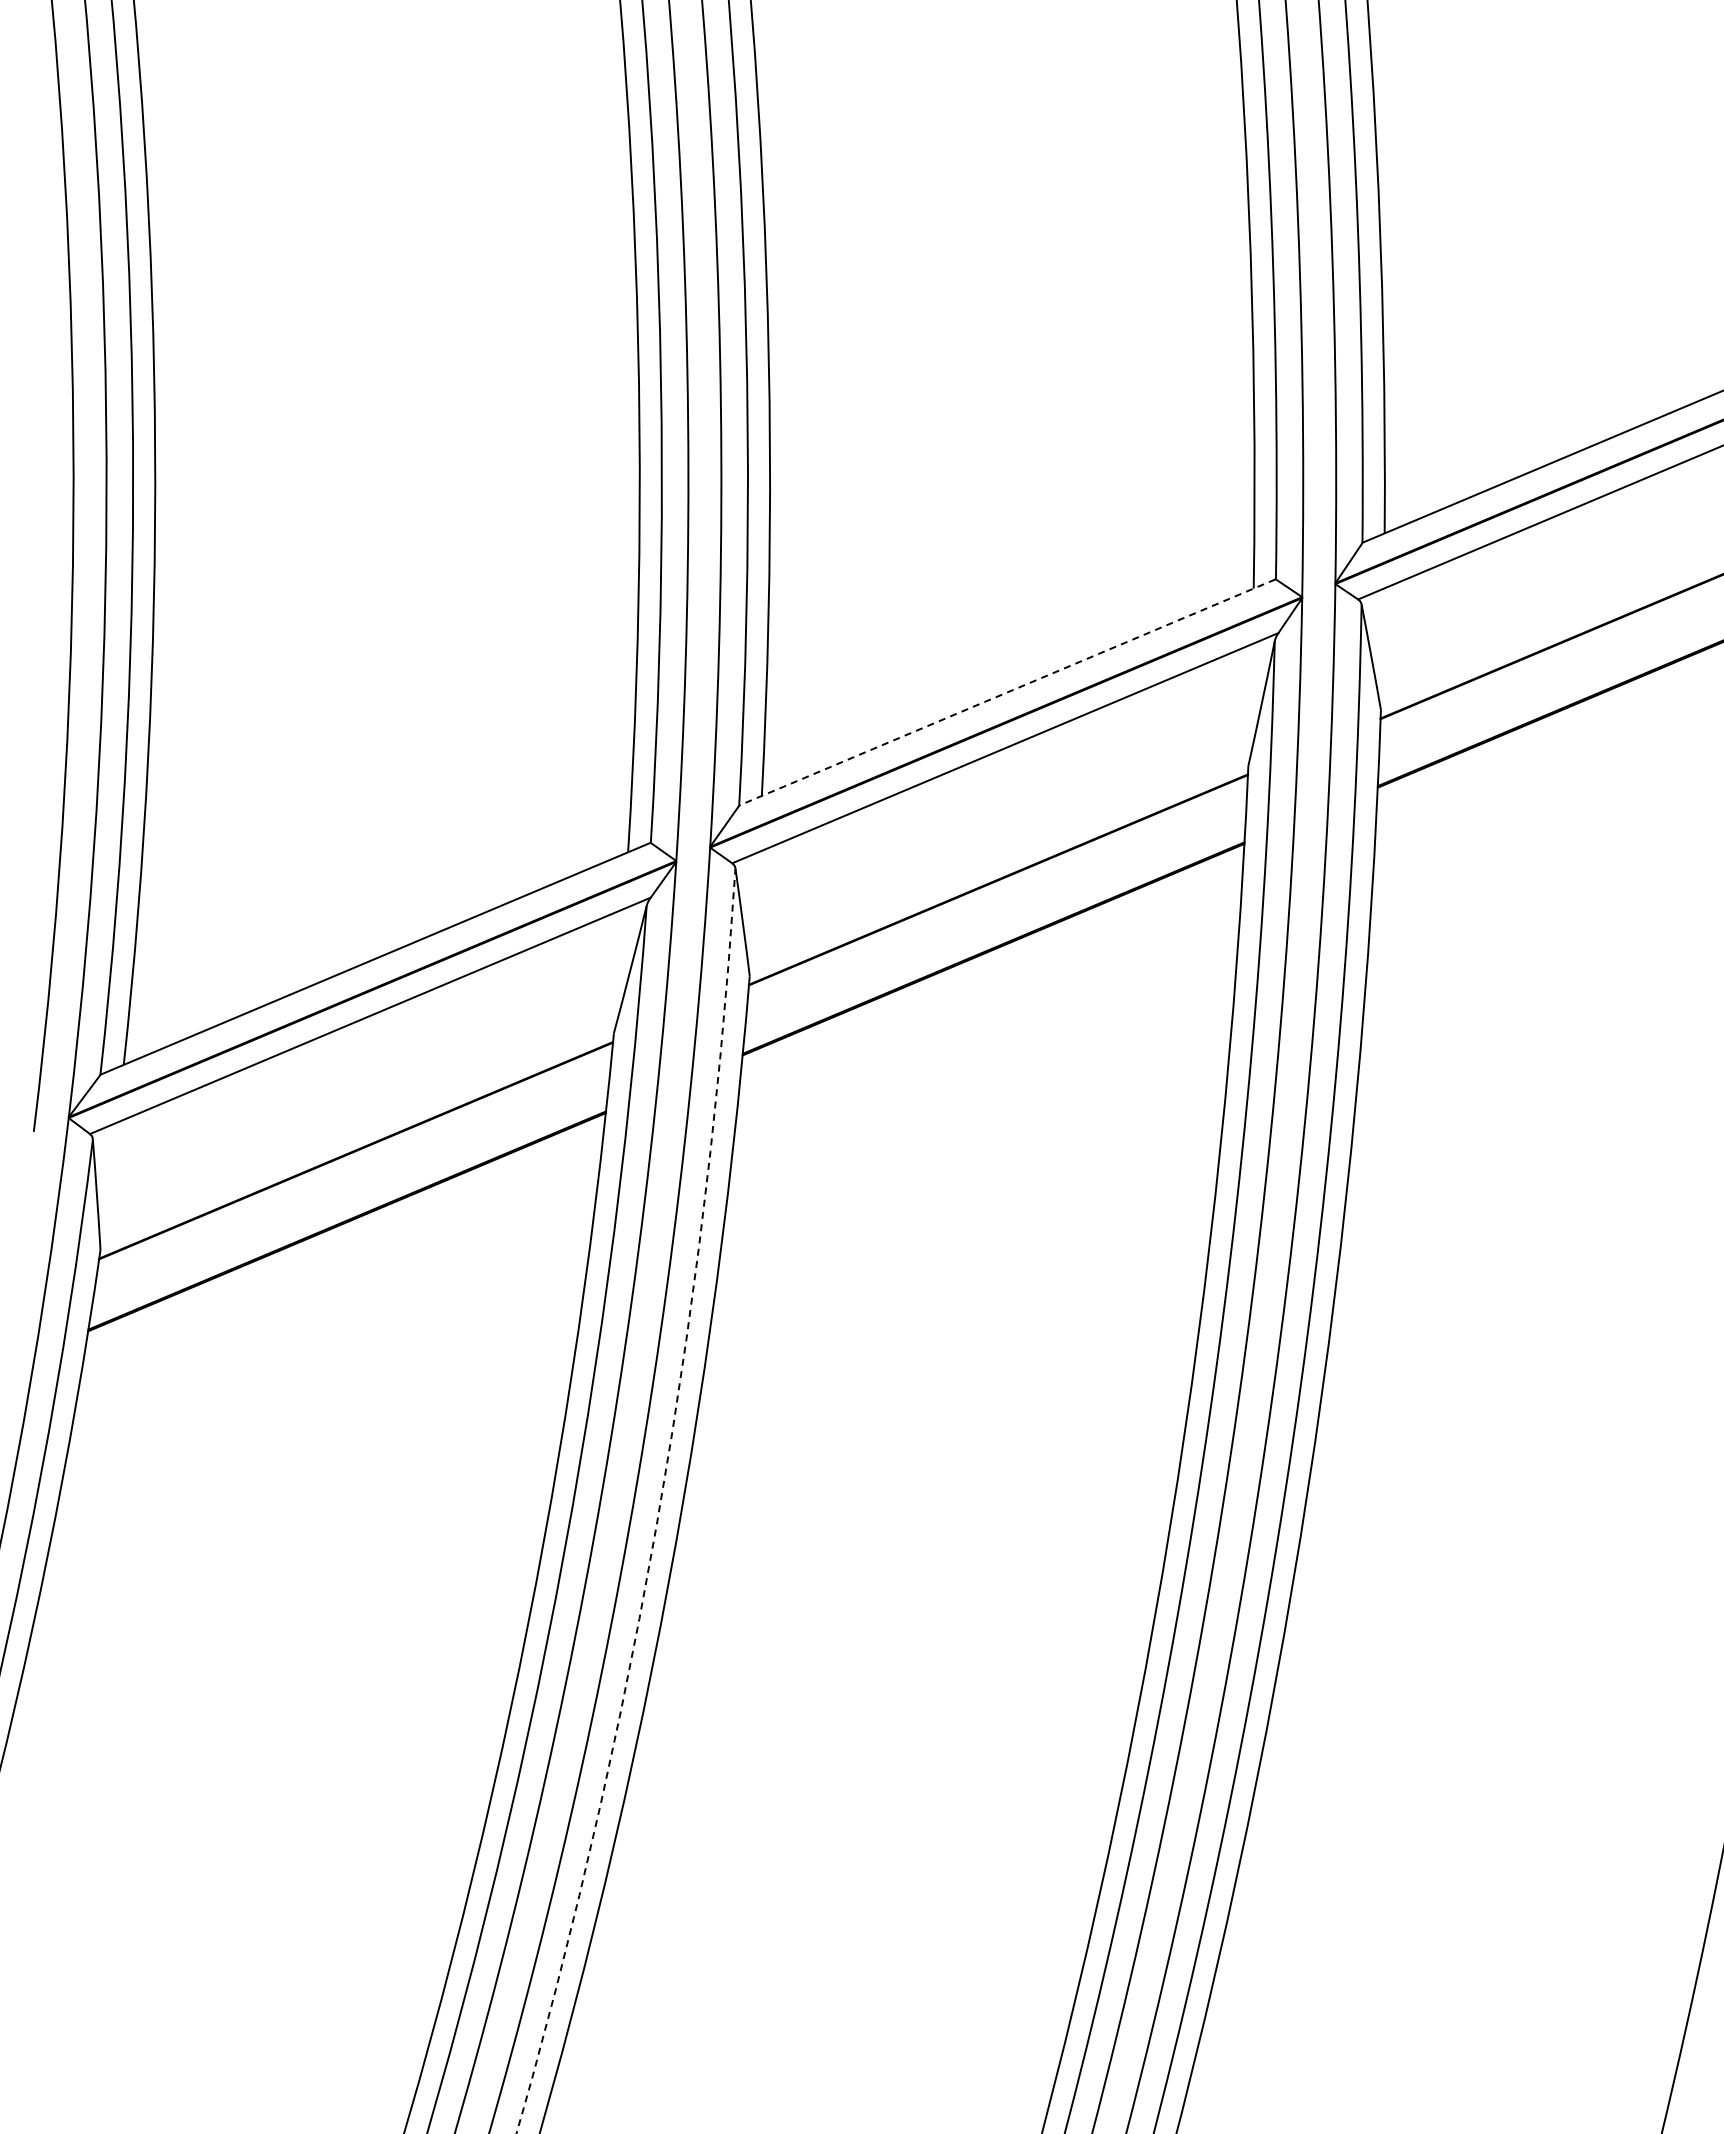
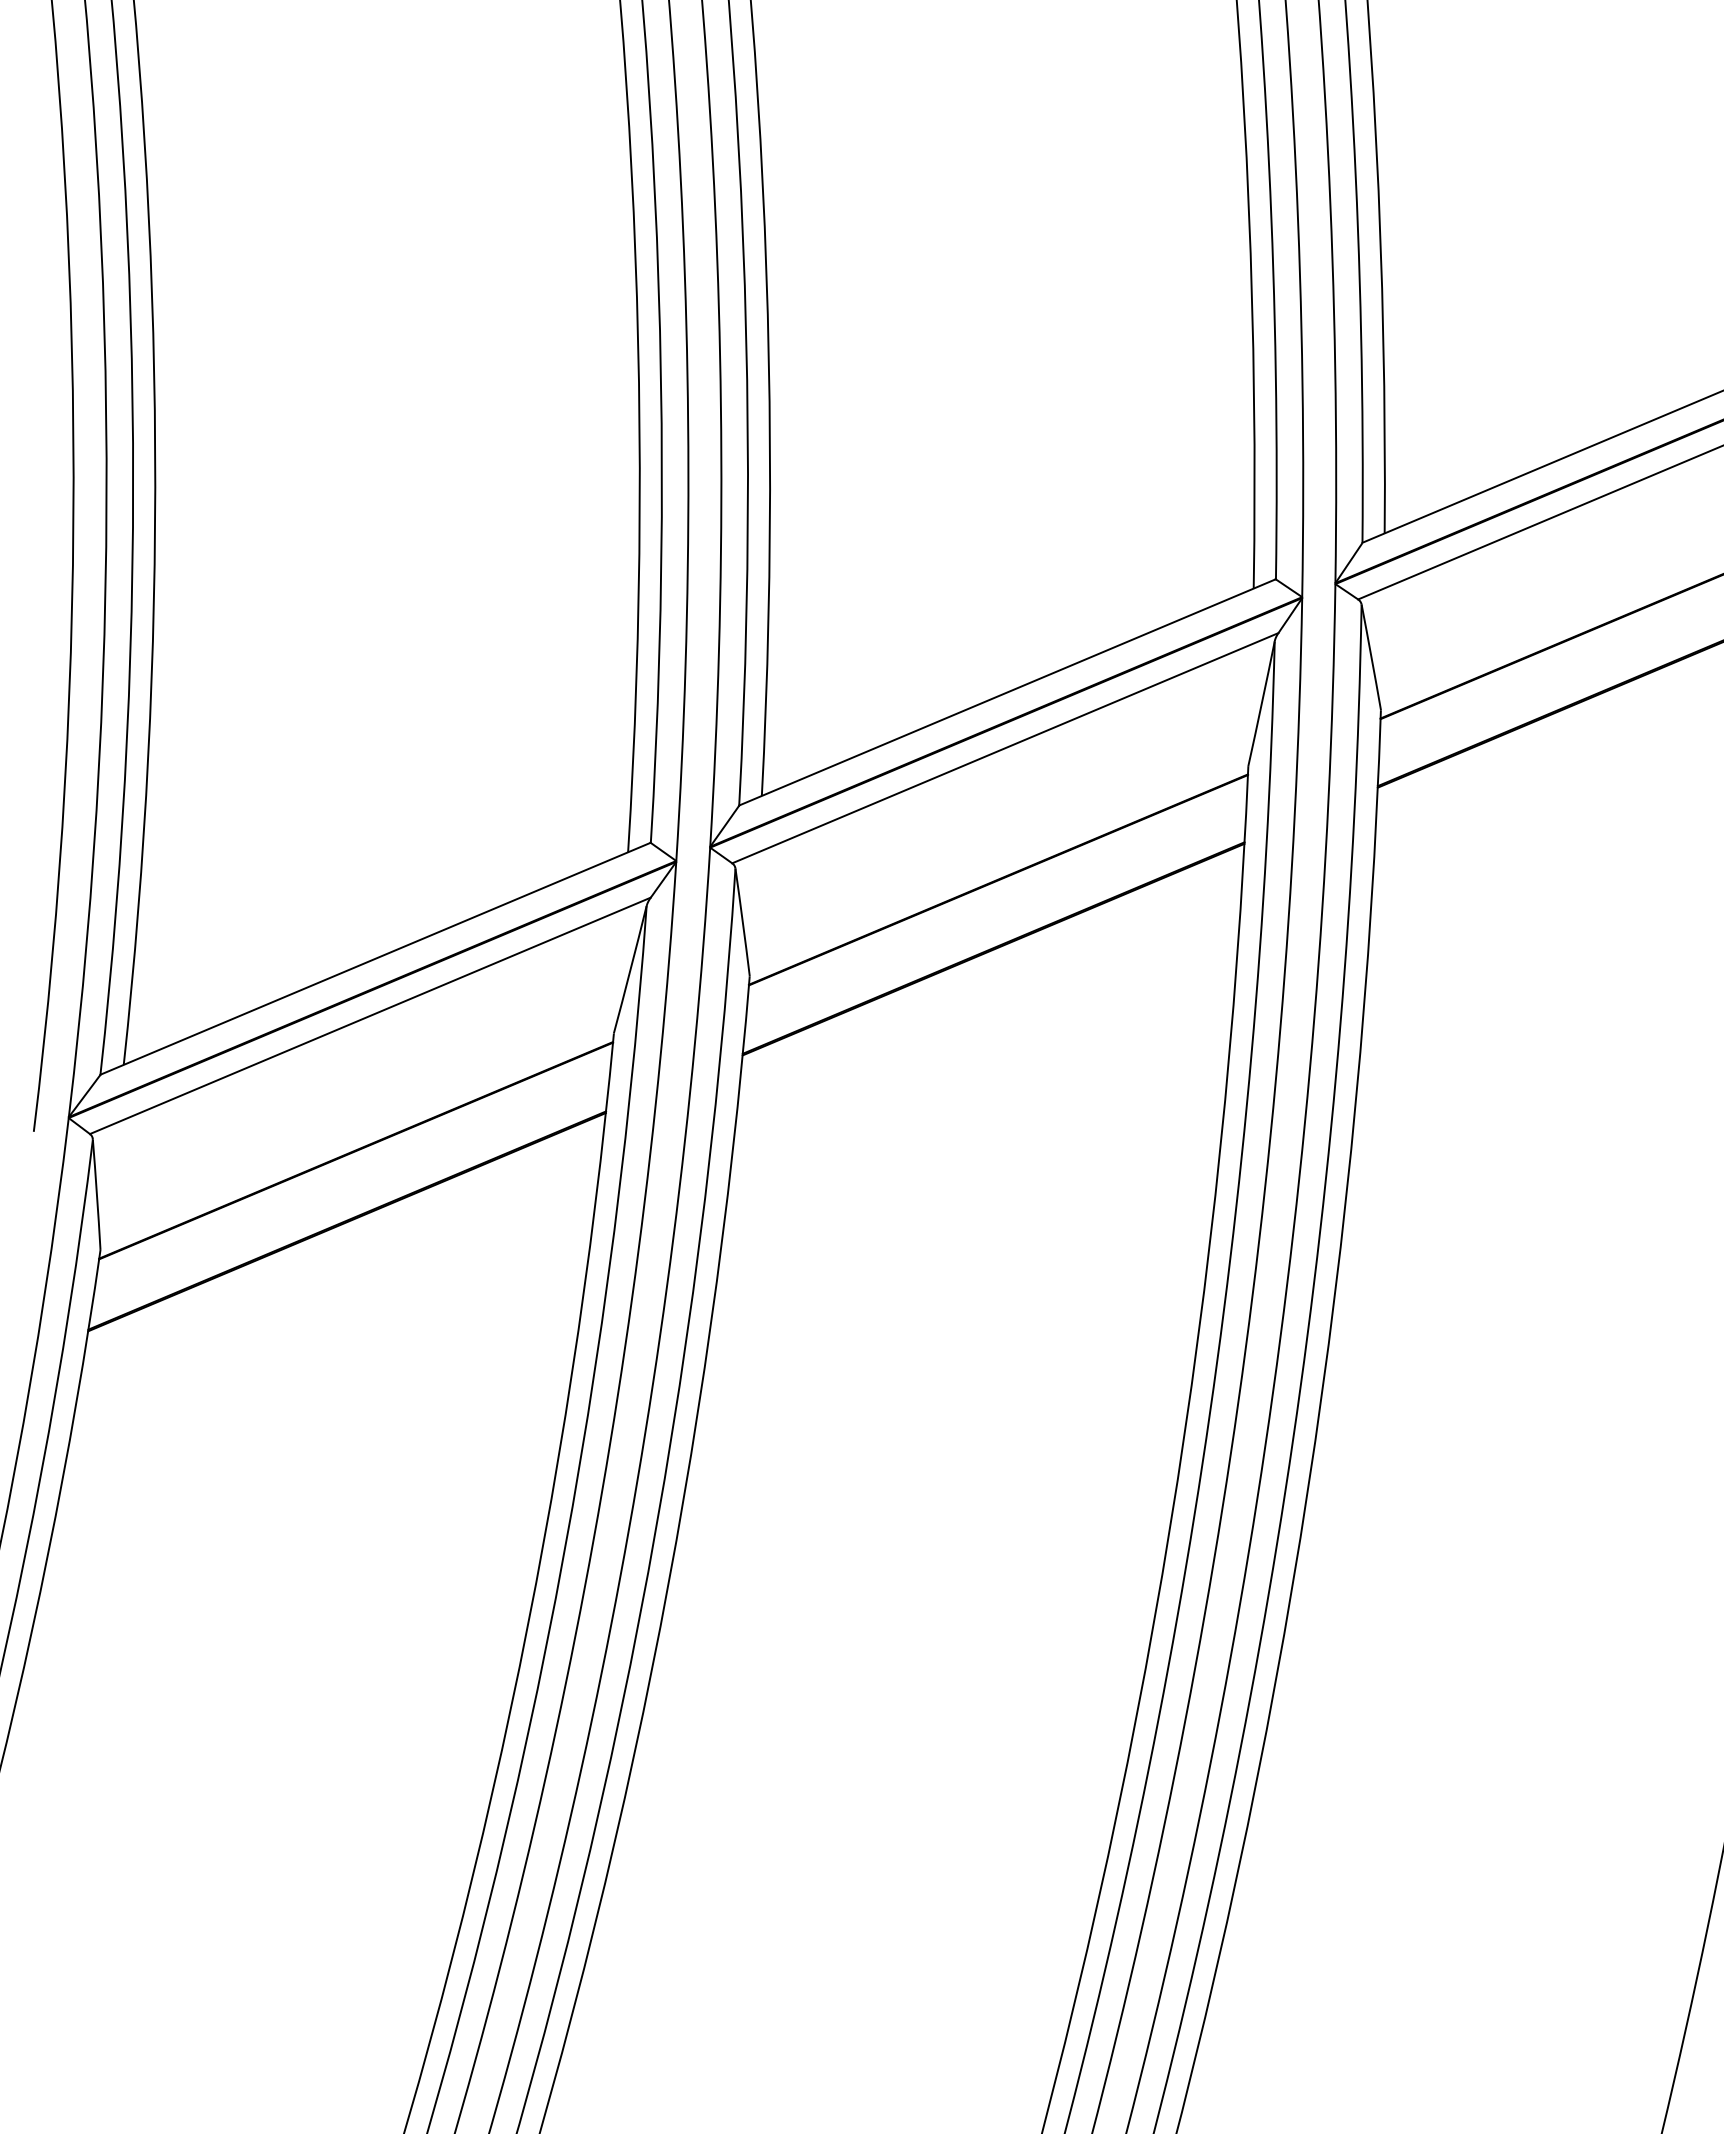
line: dashed -> solid (1007, 692)
arc: dashed -> solid (659, 1507)
